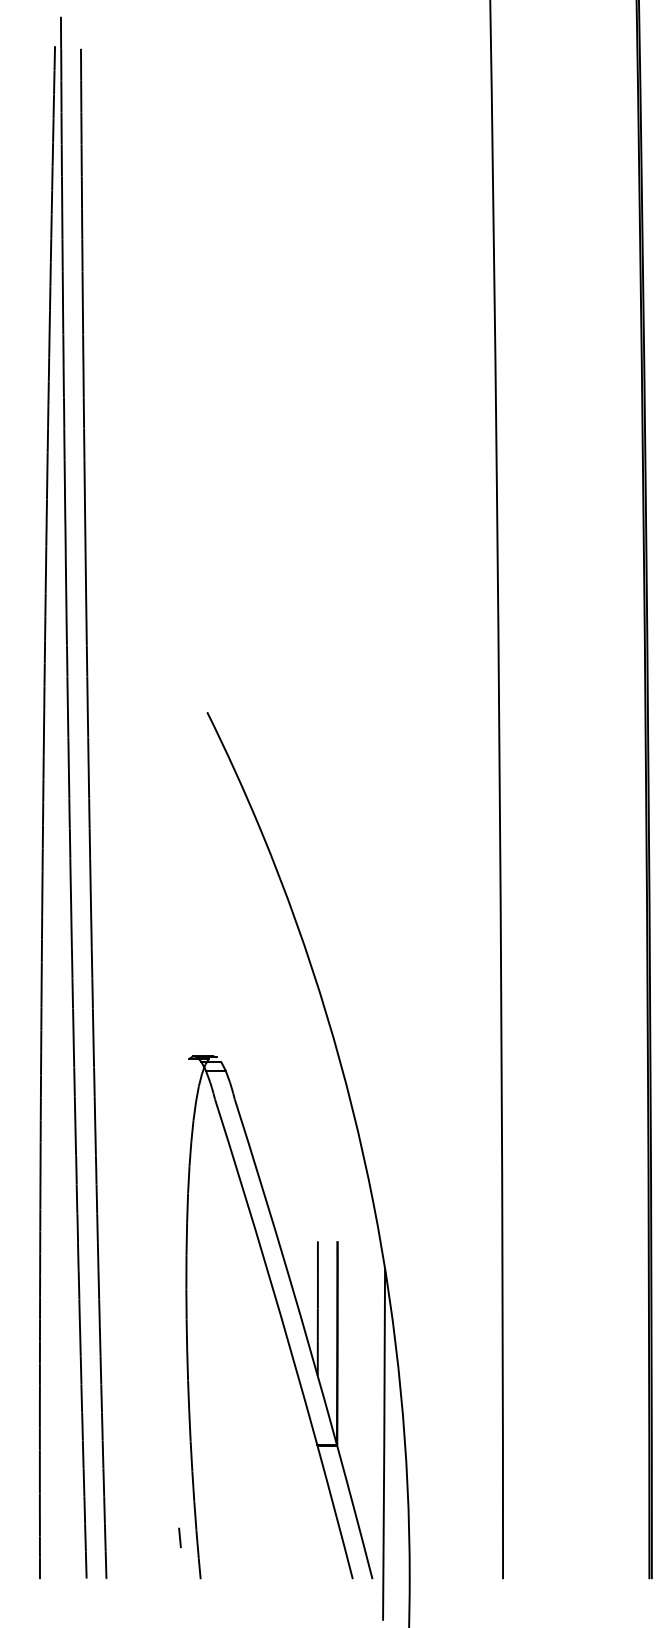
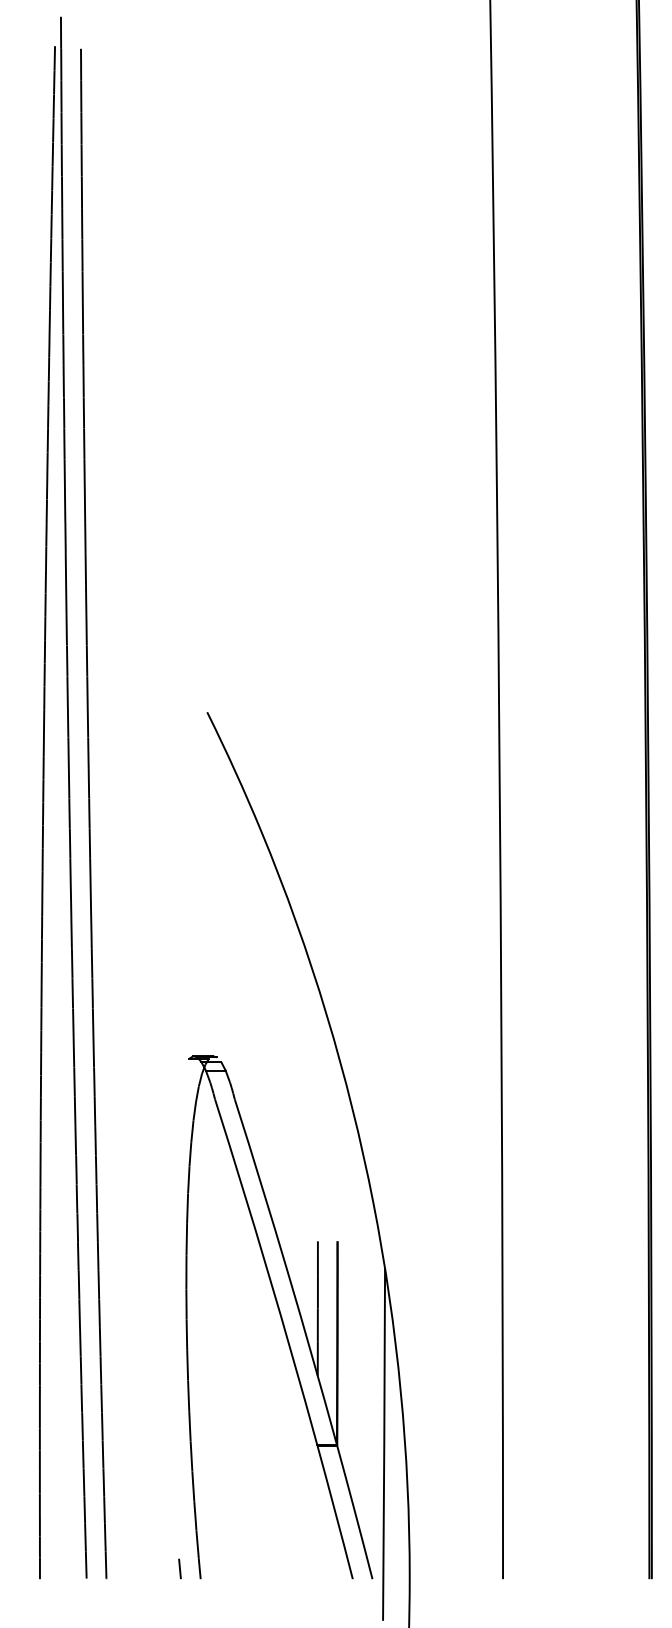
line position: (179, 1537) -> (179, 1568) (179, 1568)
